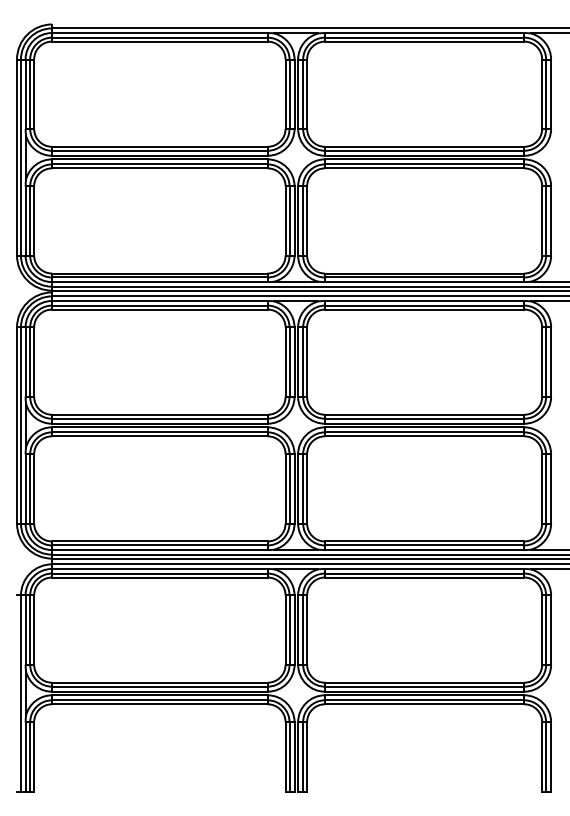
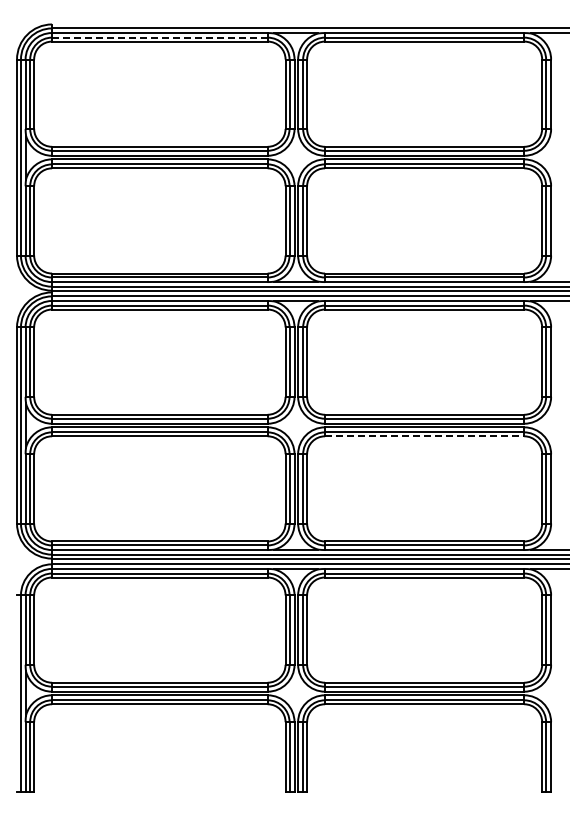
line: solid -> dashed (159, 37)
line: solid -> dashed (424, 436)
